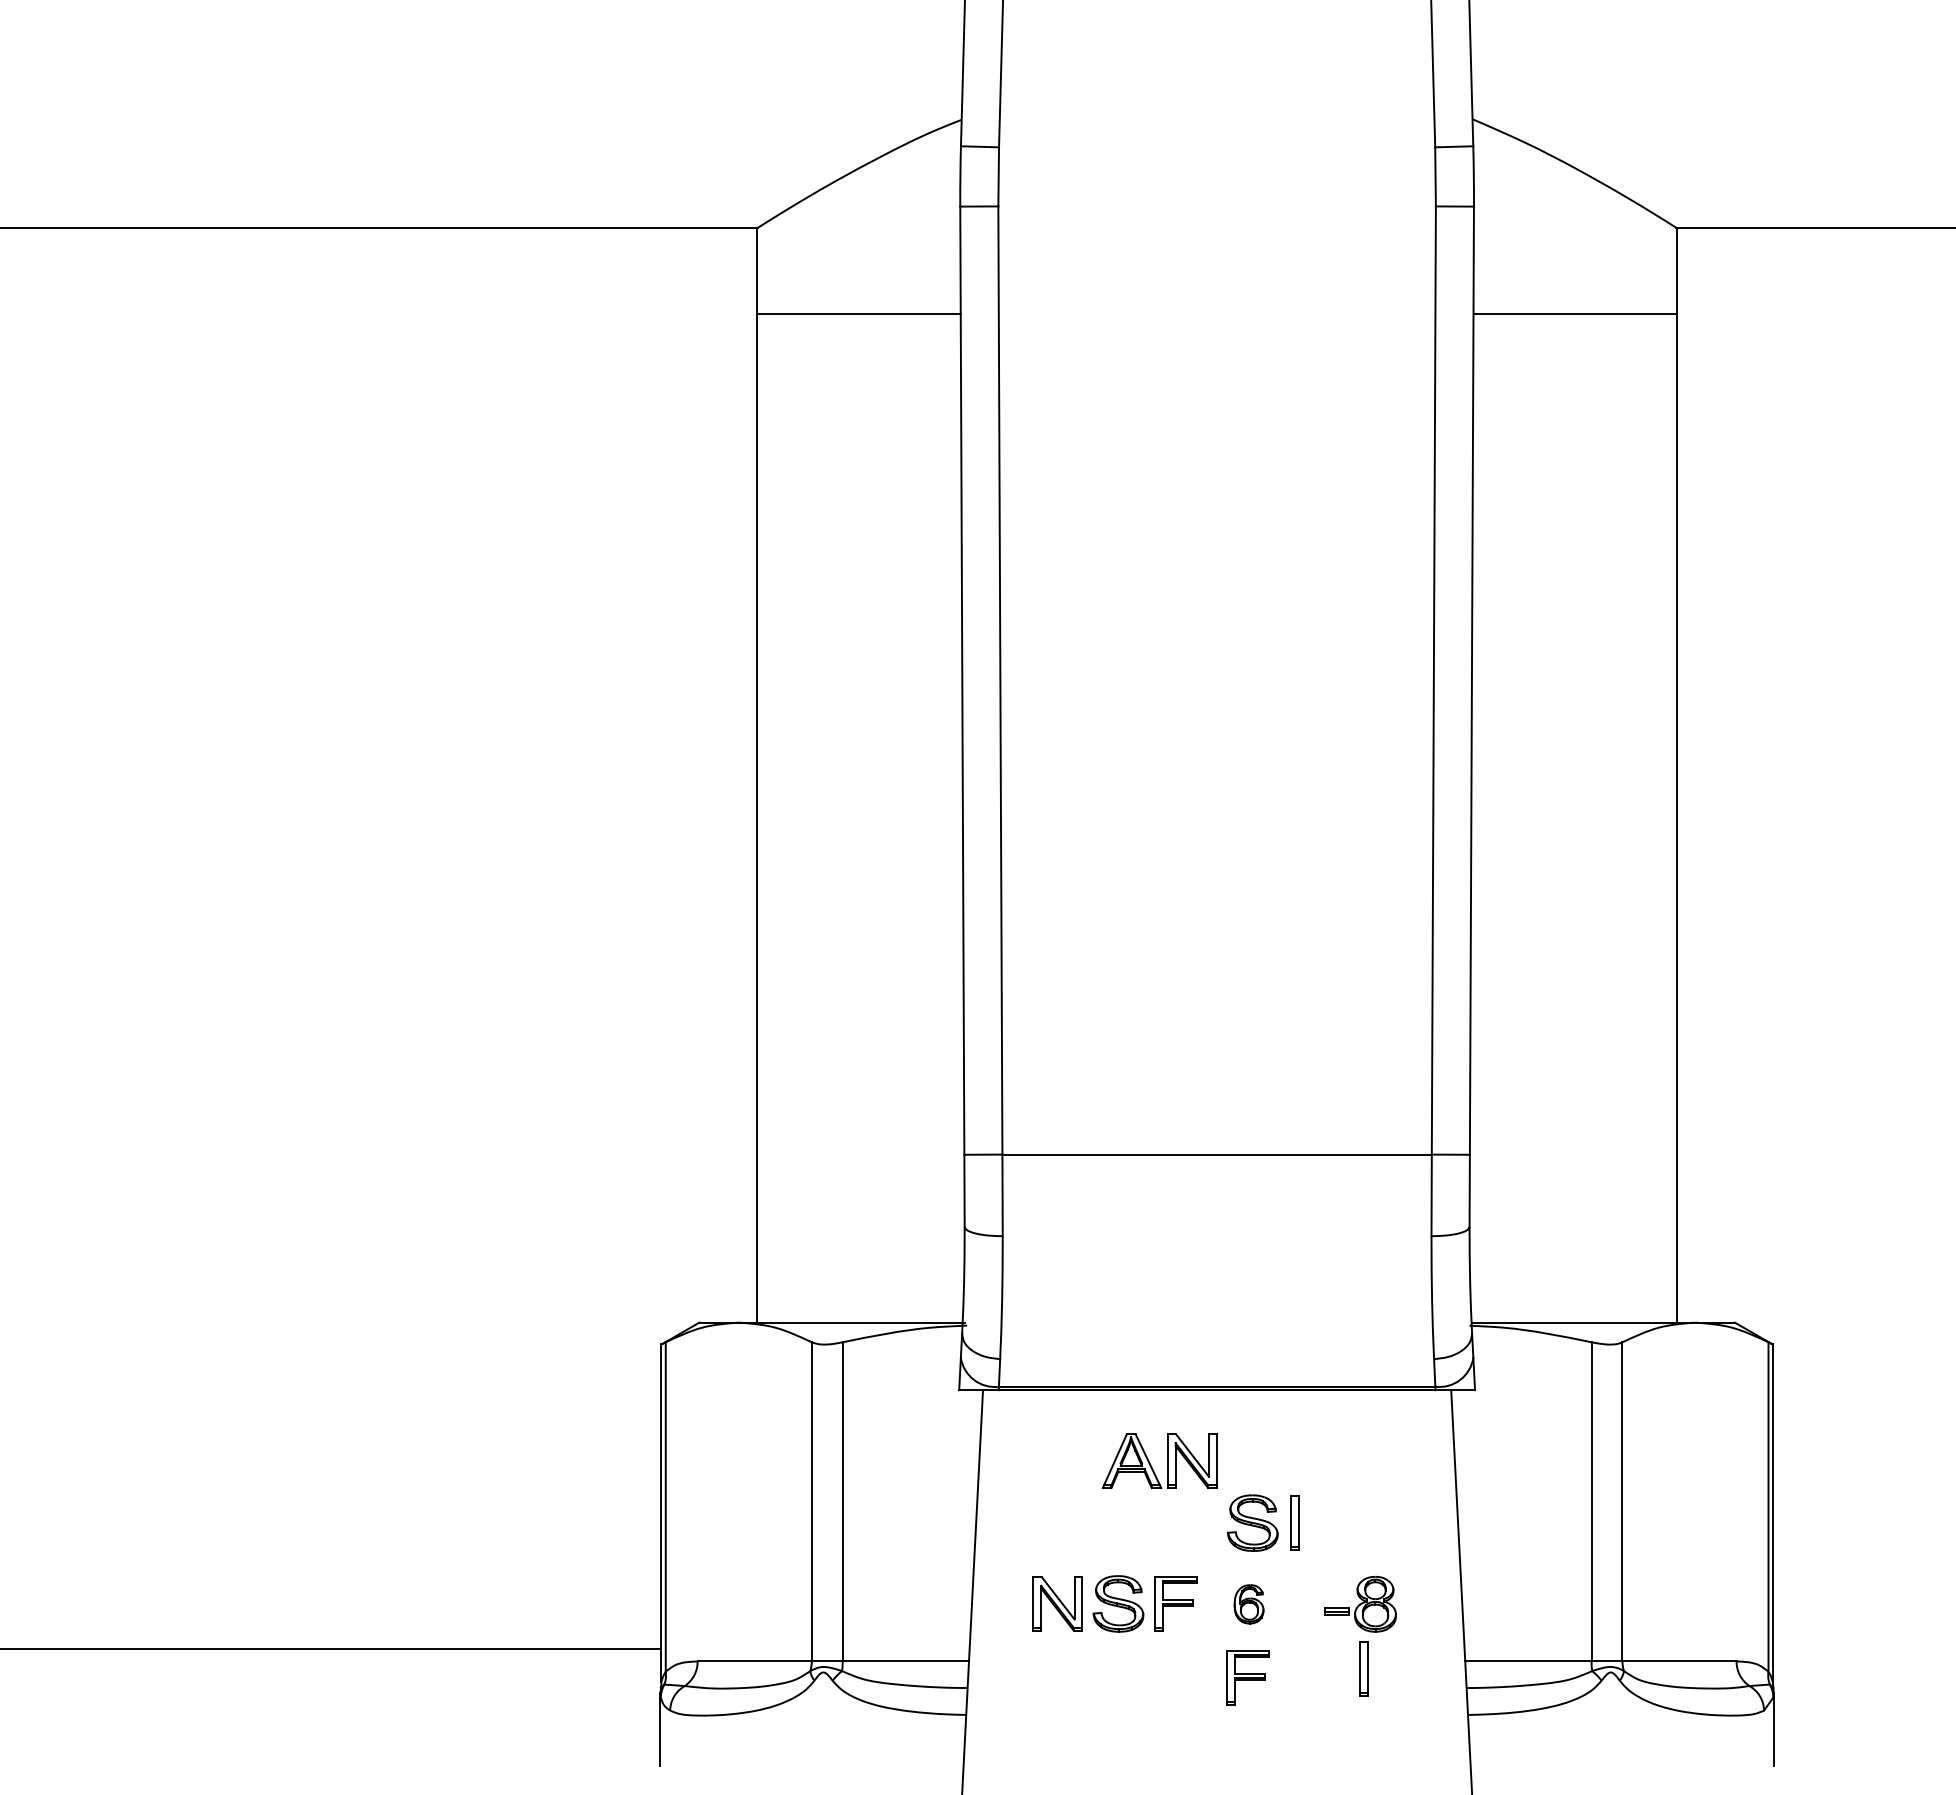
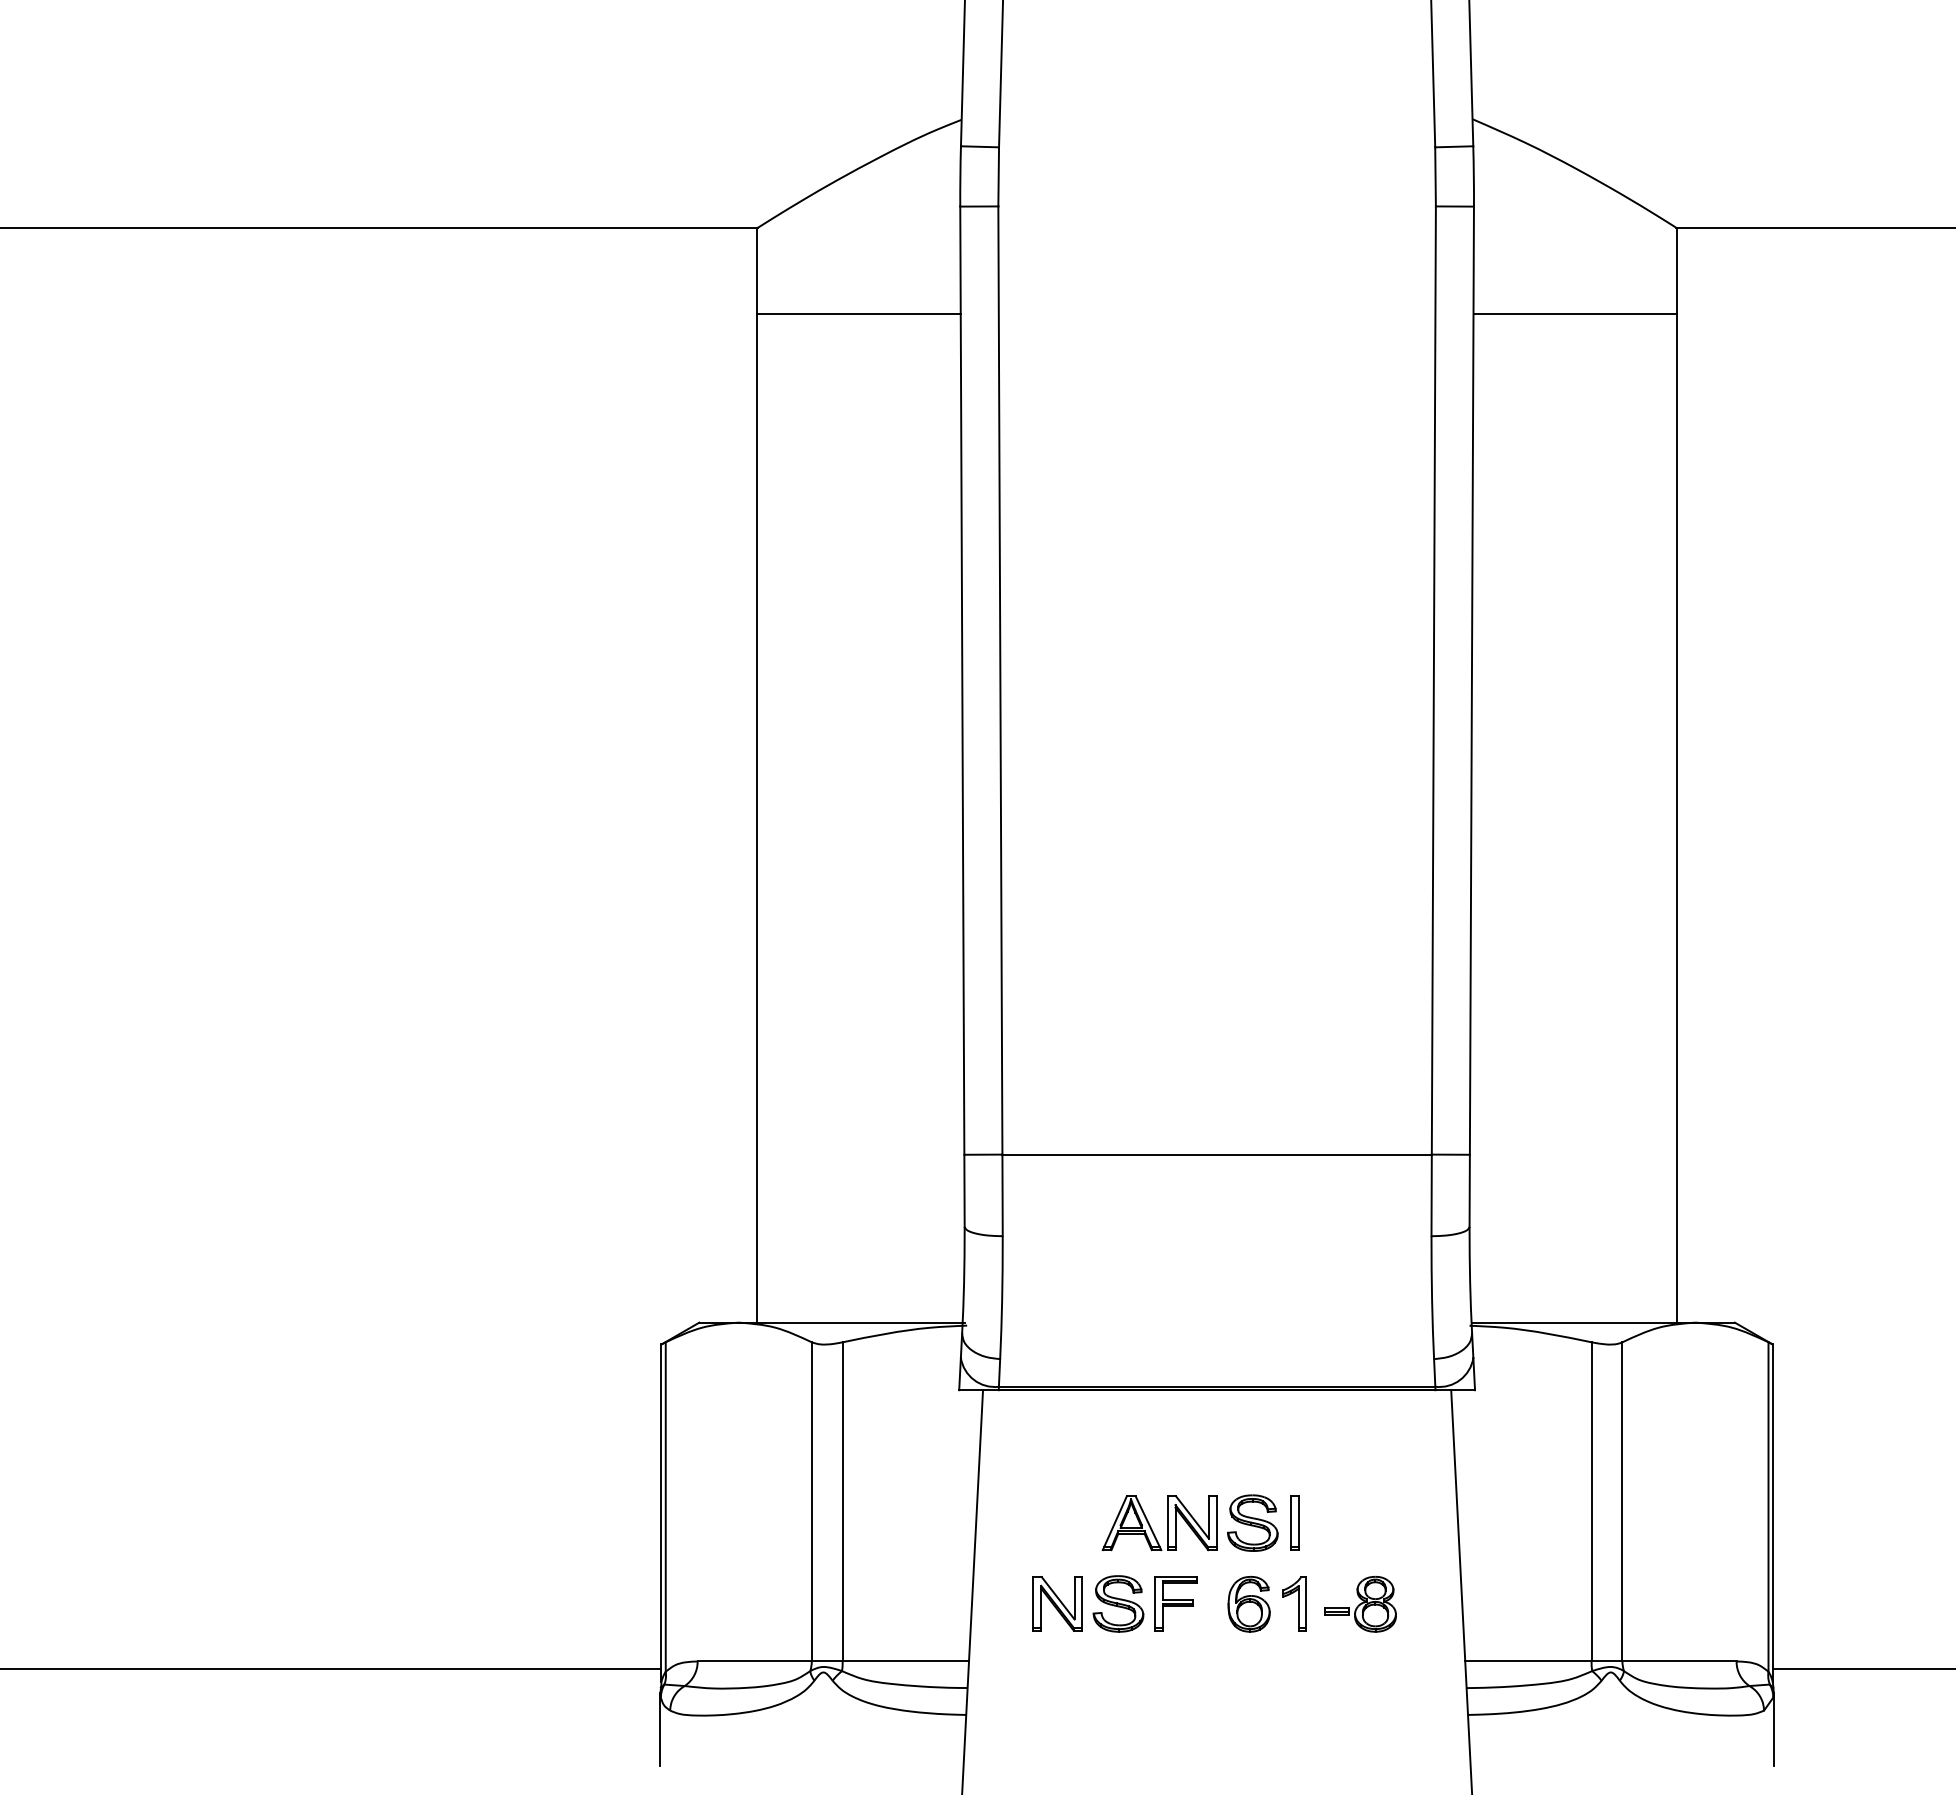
part position: (1167, 1461) -> (1167, 1523) (1167, 1523)
part: none -> present (1294, 1603)
part size: 32x41 px -> 44x57 px (1248, 1604)
line position: (331, 1649) -> (331, 1669) (331, 1669)
part: present -> none (1363, 1668)
line: none -> present (1862, 1669)
part: present -> none (1247, 1677)
